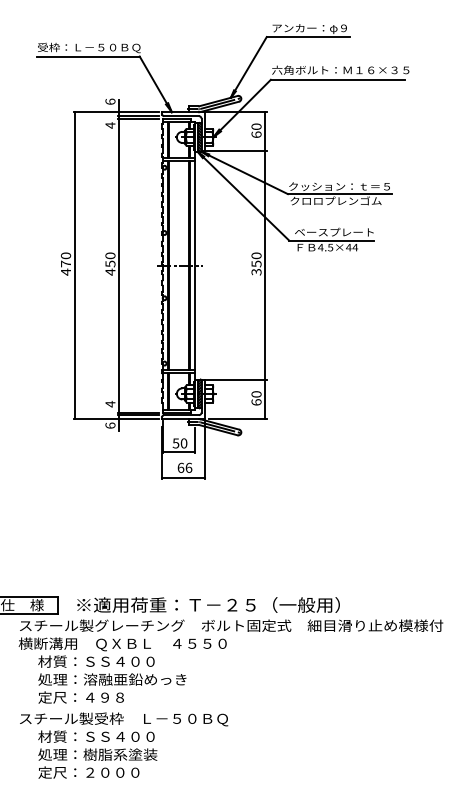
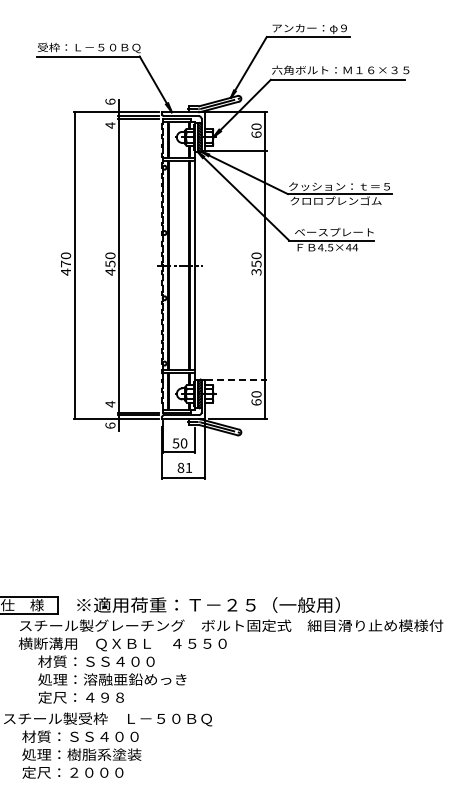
line: solid -> dashed (236, 379)
text: 66 -> 81 (184, 467)
text position: (124, 745) -> (108, 745) (108, 745)
